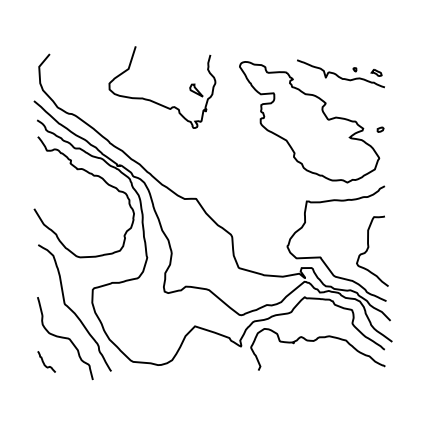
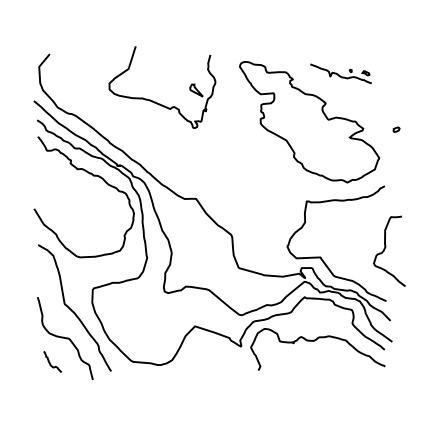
part size: 88x30 px -> 62x22 px (340, 73)
part position: (380, 129) -> (396, 129) (396, 129)
curve position: (368, 249) -> (385, 249) (385, 249)
curve position: (44, 362) -> (50, 362) (50, 362)
